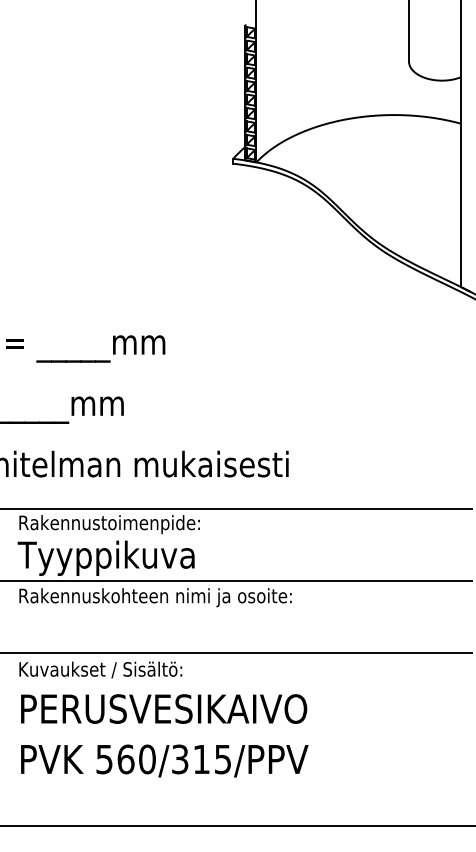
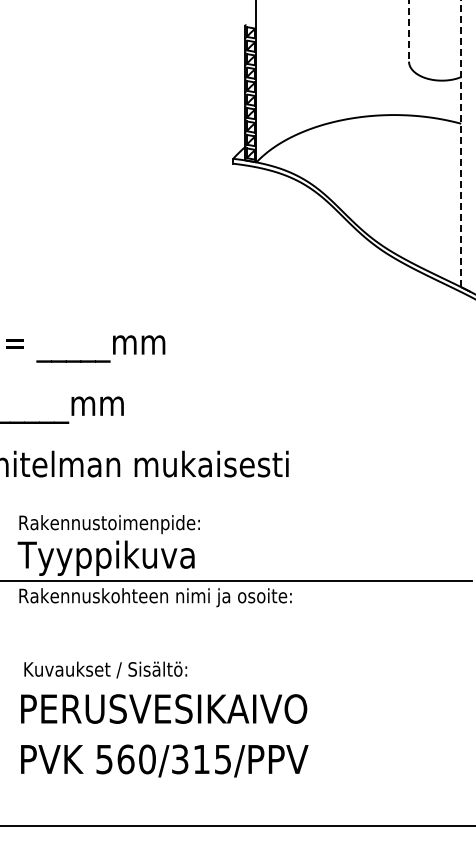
line: solid -> dashed (409, 30)
line: solid -> dashed (461, 143)
line: present -> none (236, 509)
line: present -> none (236, 653)
text position: (100, 669) -> (105, 669) (105, 669)
